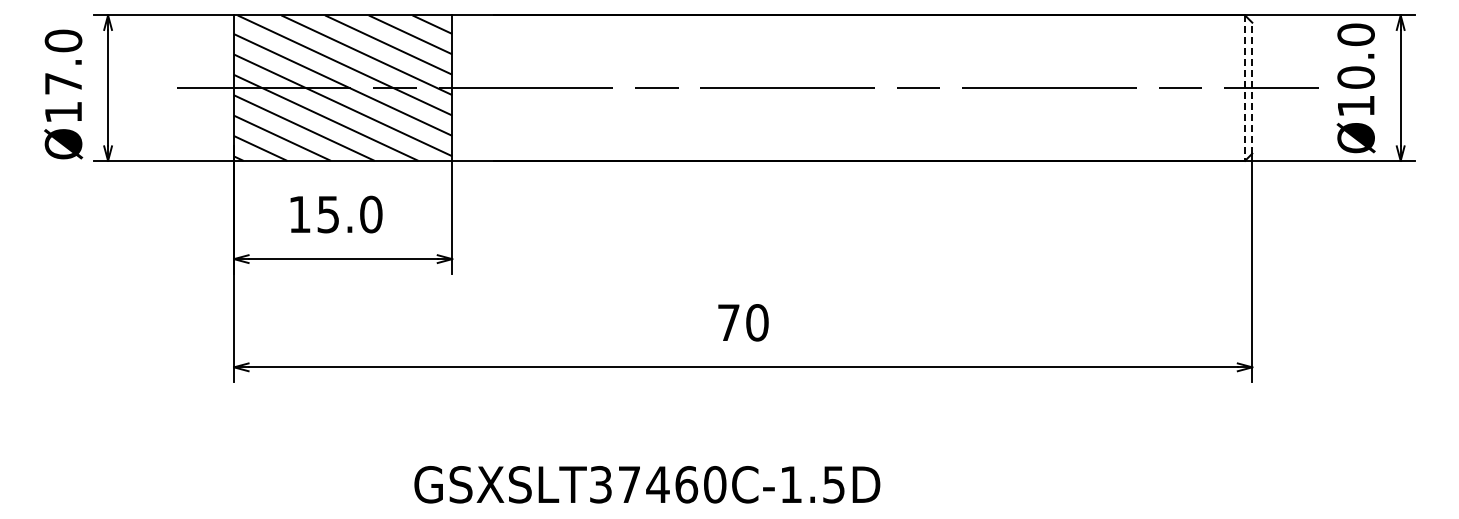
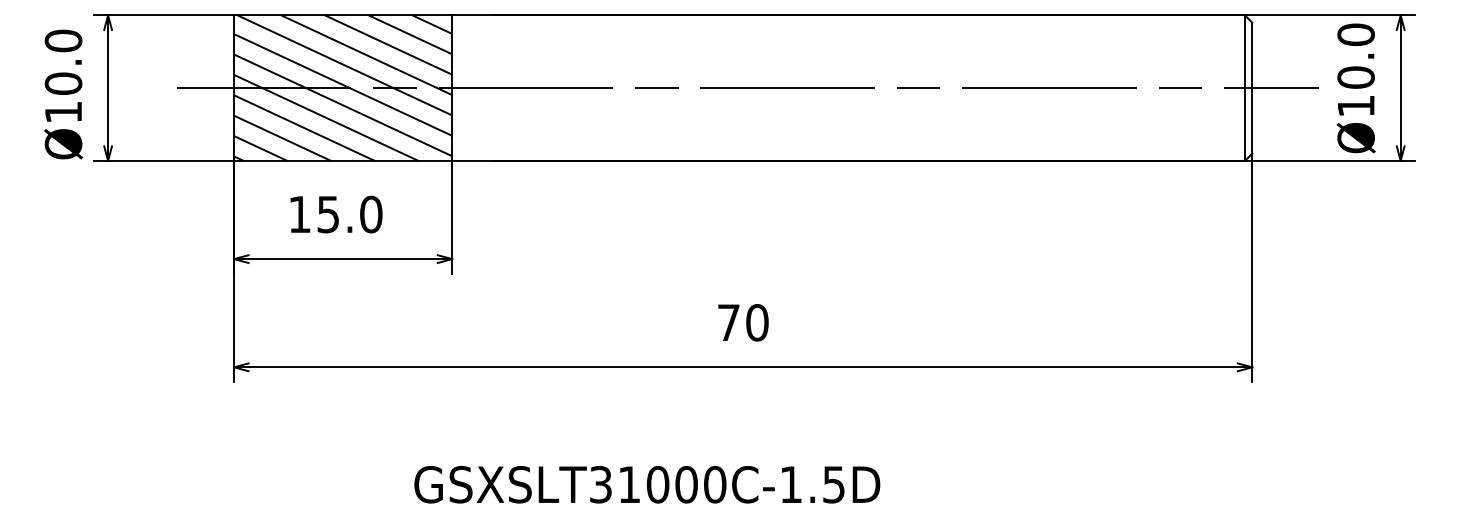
text: Ø17.0 -> Ø10.0 (63, 83)
line: dashed -> solid (1252, 87)
line: dashed -> solid (1245, 88)
text: GSXSLT37460C-1.5D -> GSXSLT31000C-1.5D (658, 484)
